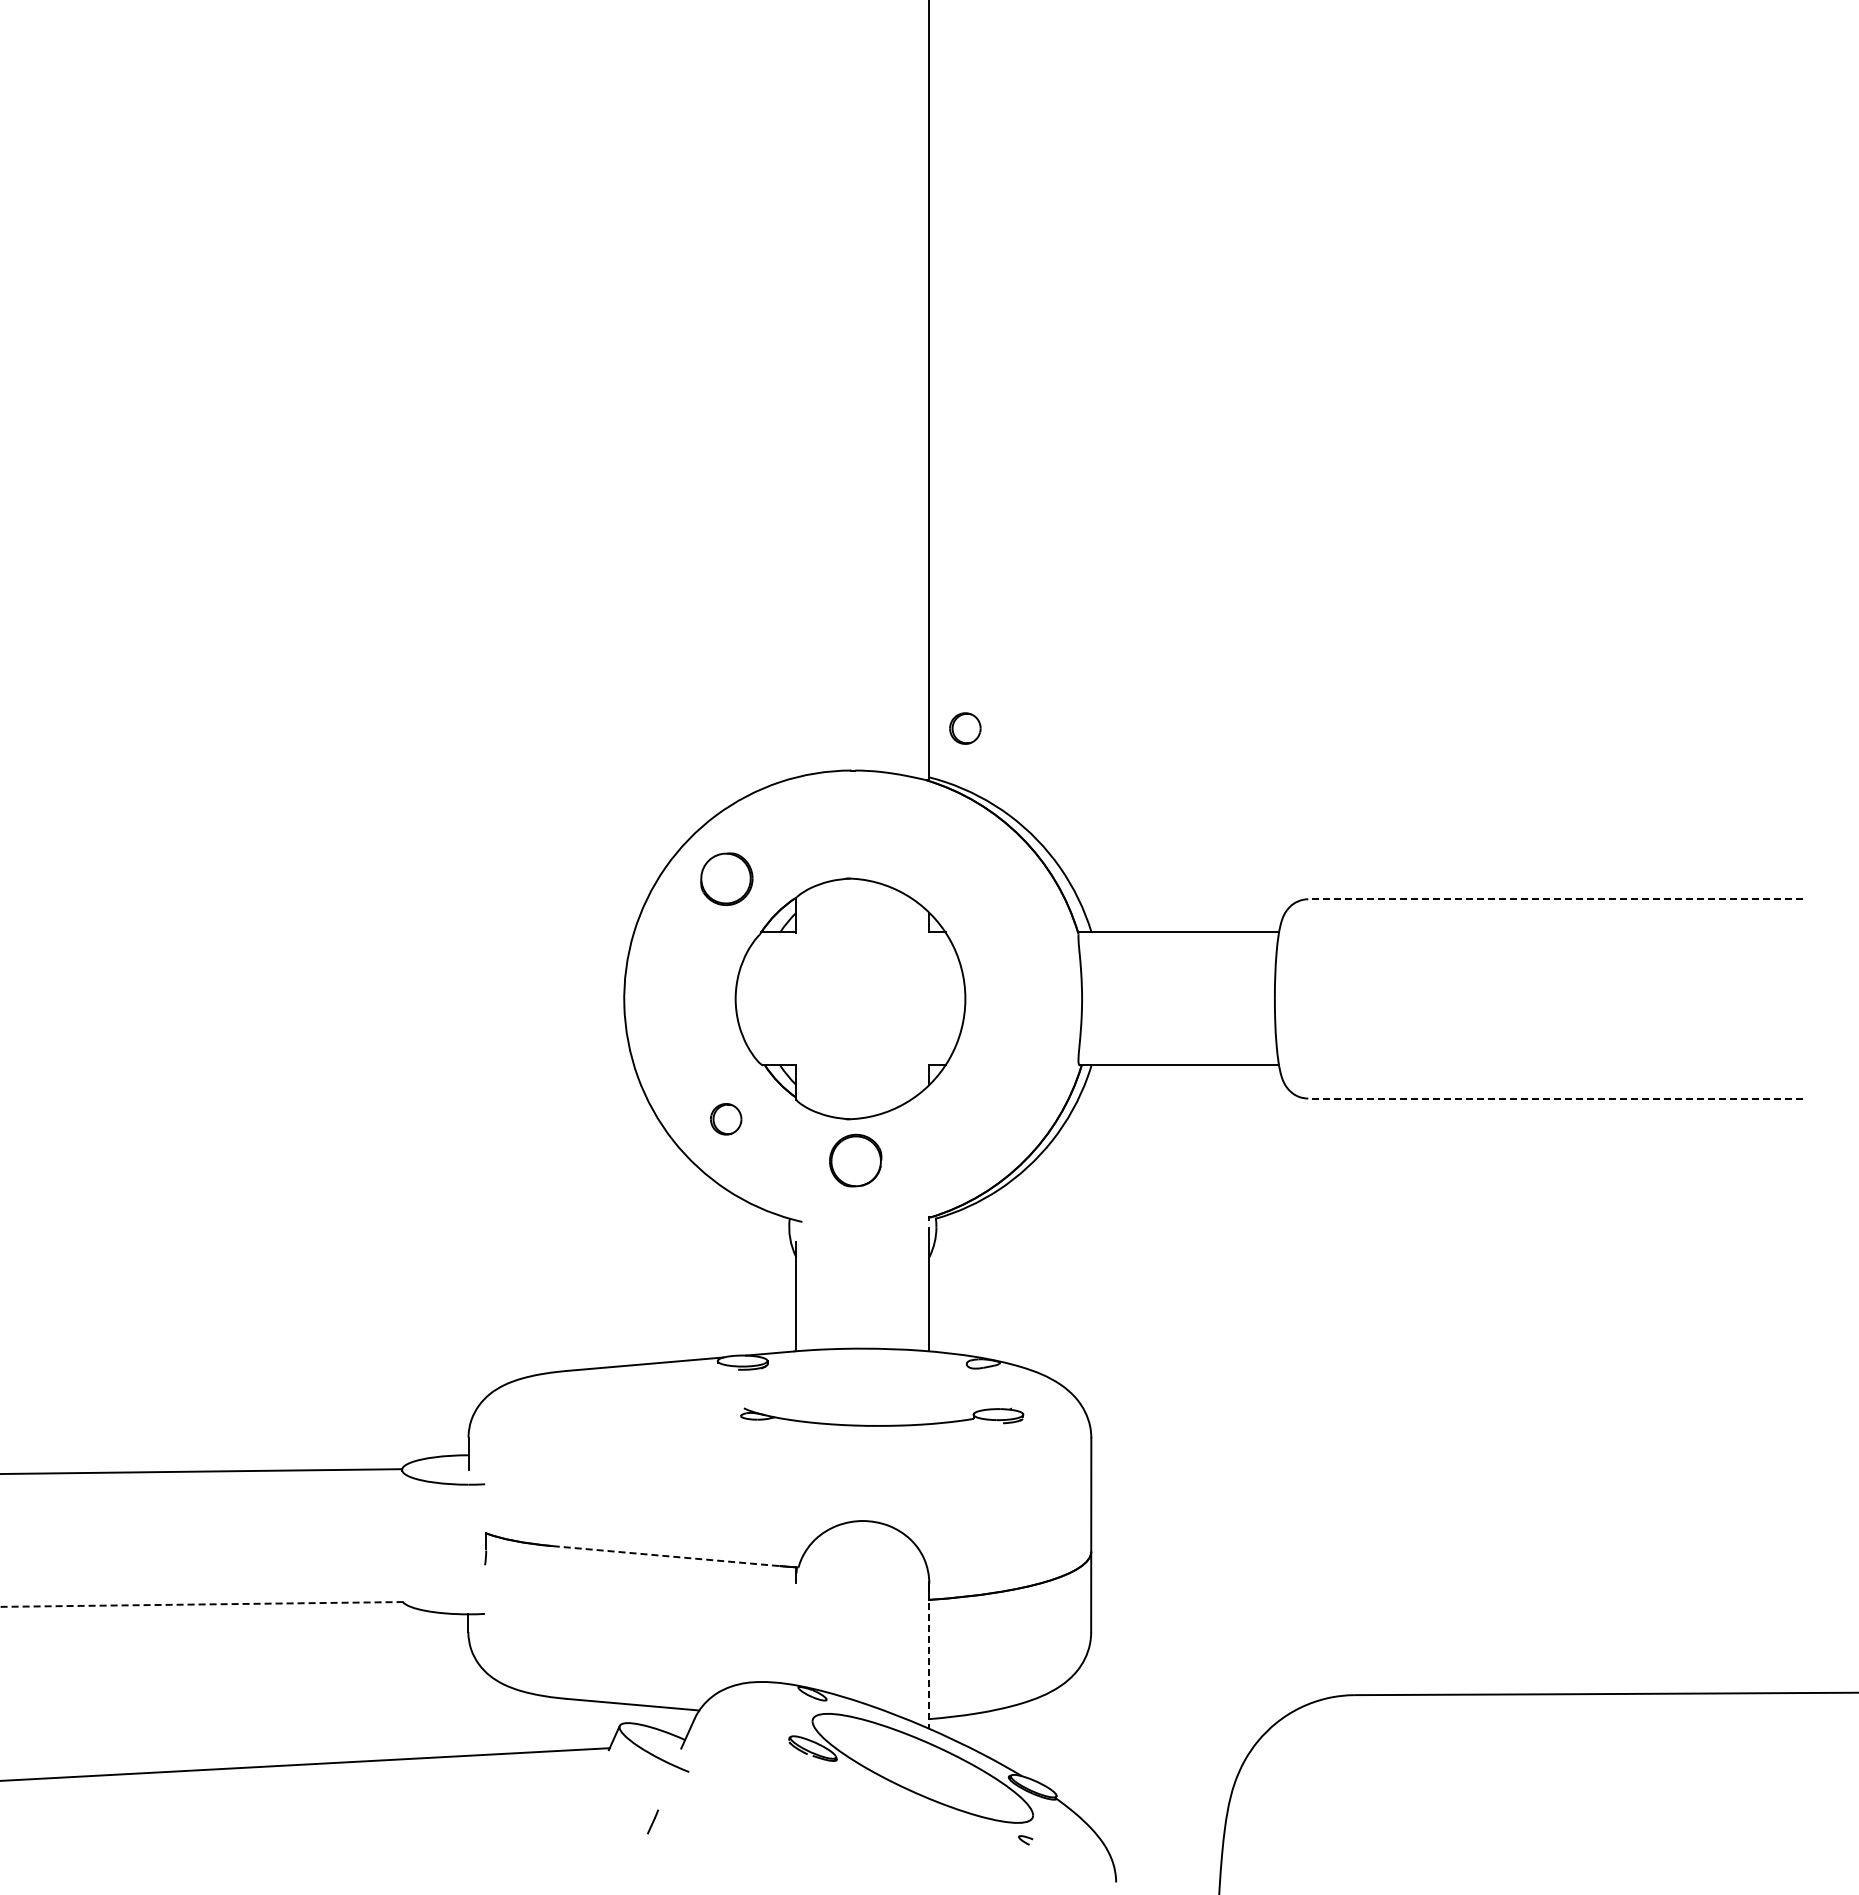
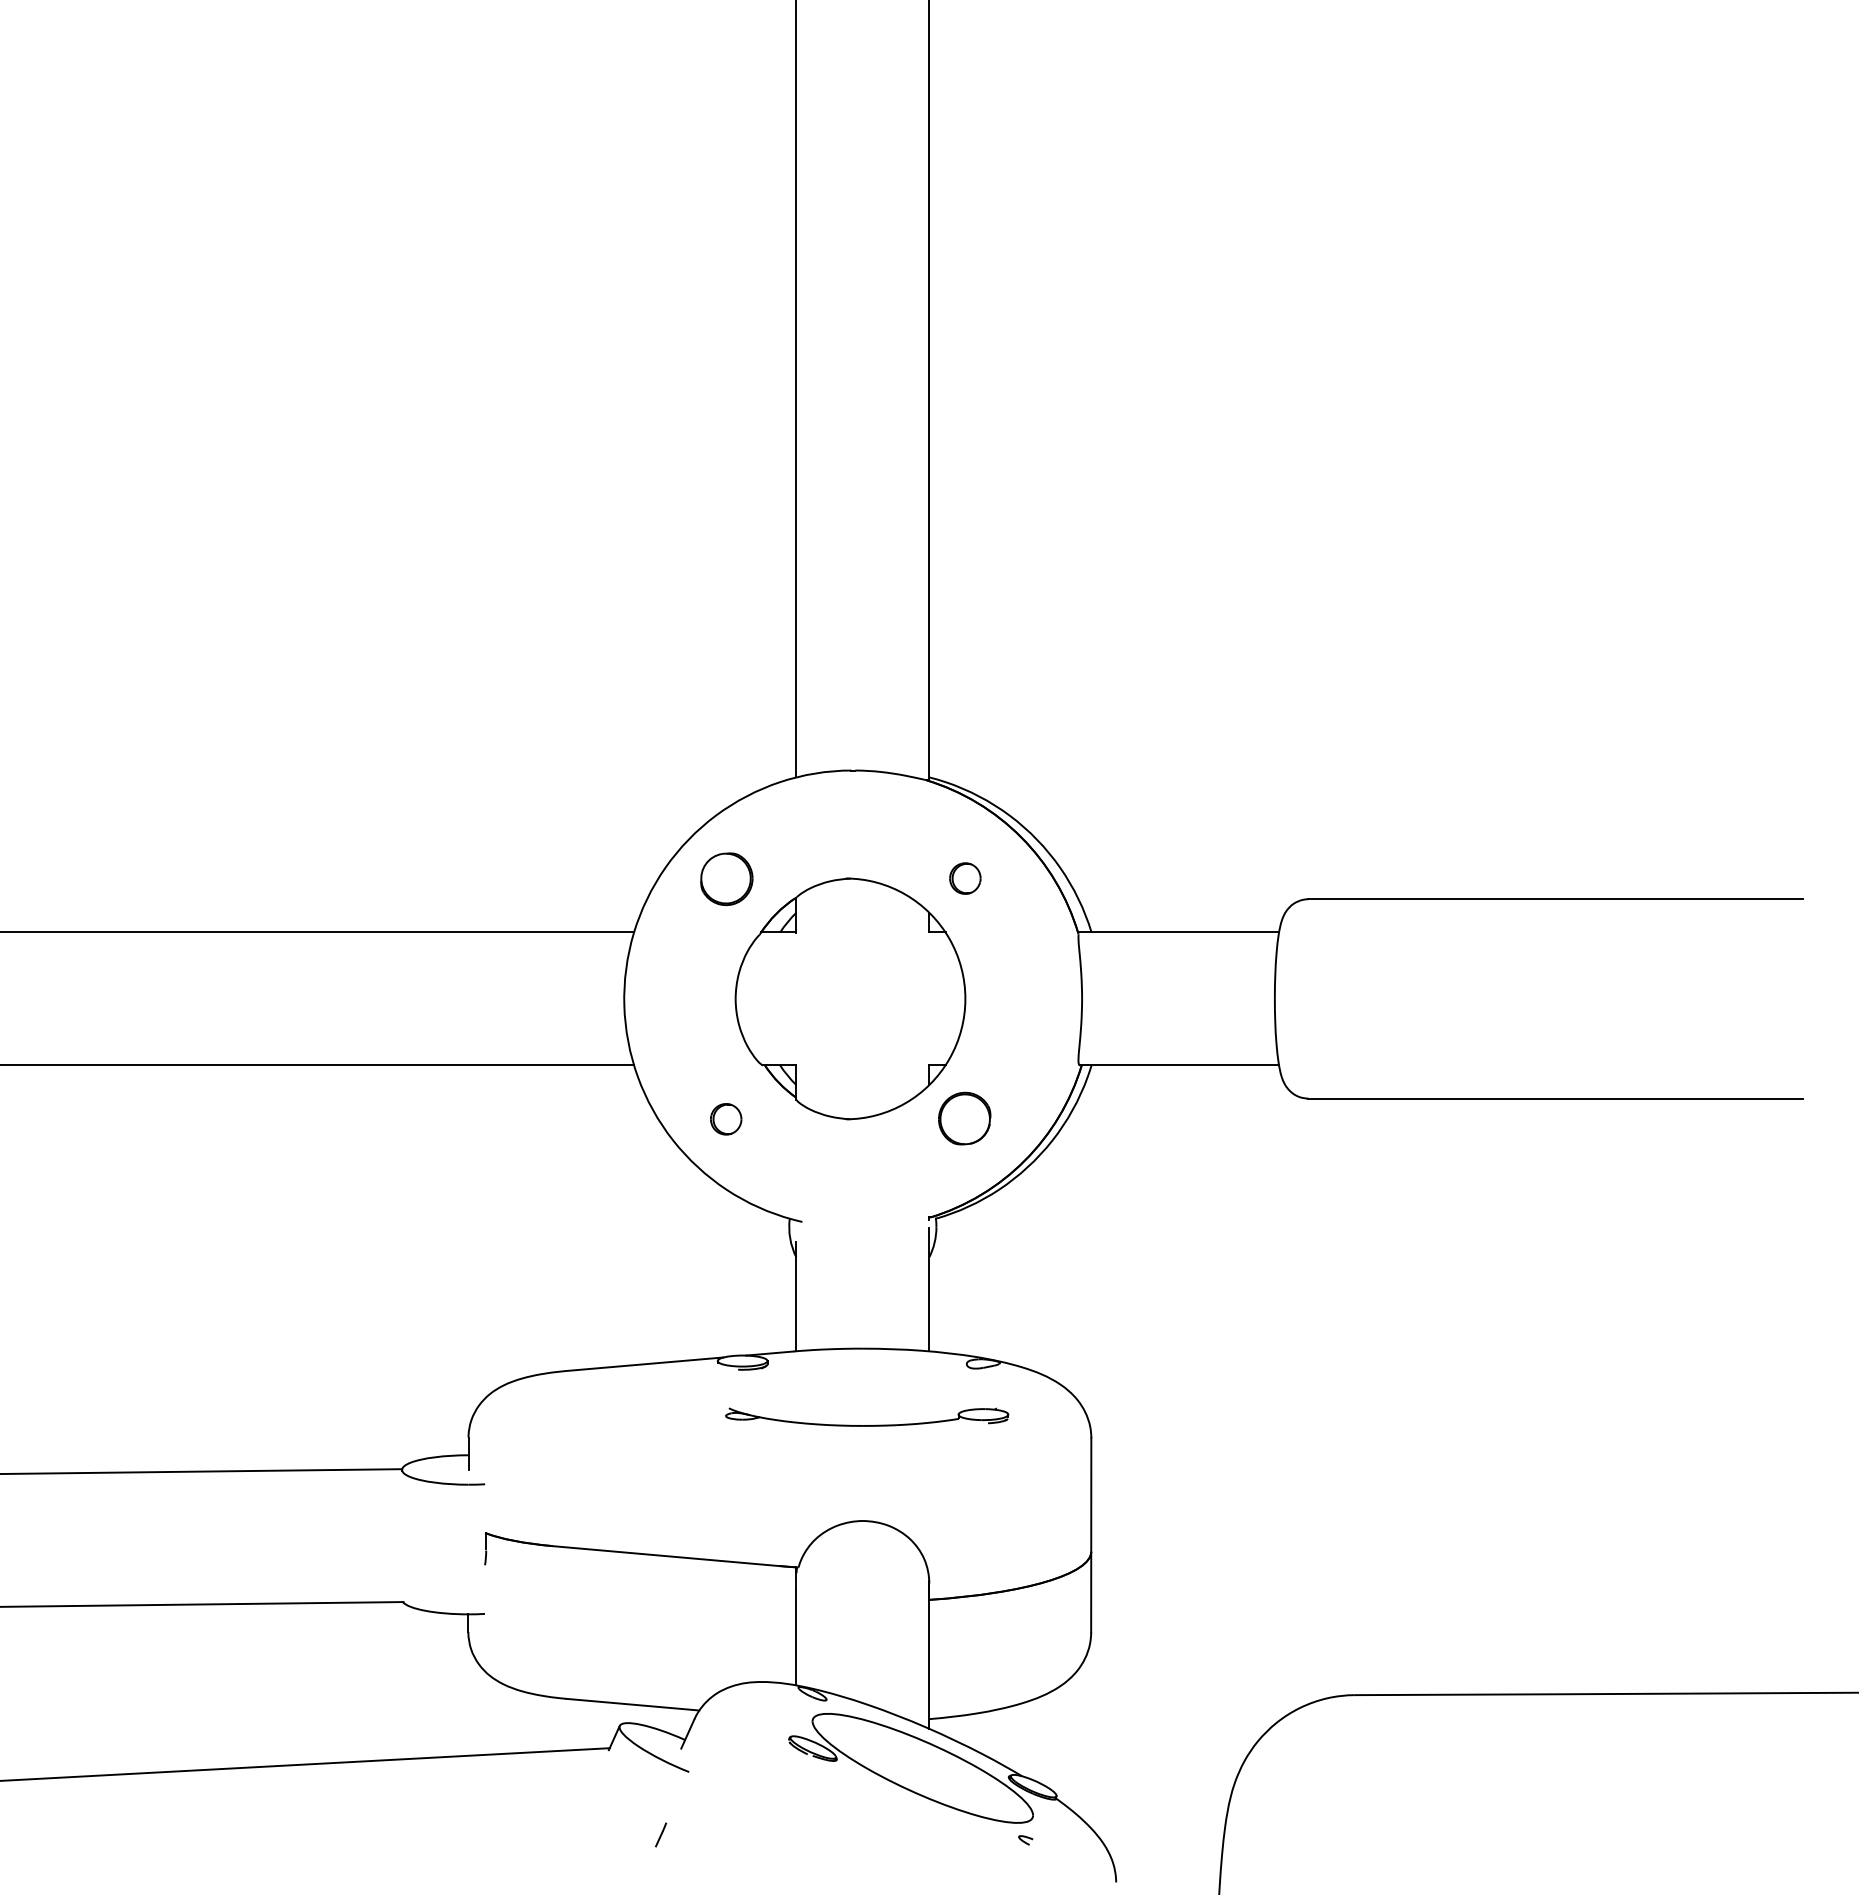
line: none -> present (796, 389)
part position: (965, 728) -> (965, 878) (965, 878)
line: dashed -> solid (1555, 899)
line: none -> present (318, 932)
line: none -> present (318, 1065)
line: dashed -> solid (1555, 1098)
part position: (855, 1160) -> (964, 1118) (964, 1118)
part position: (882, 1425) -> (867, 1425) (867, 1425)
line: dashed -> solid (666, 1556)
line: dashed -> solid (201, 1604)
line: none -> present (796, 1635)
line: dashed -> solid (929, 1655)
line position: (653, 1821) -> (661, 1834) (661, 1834)
